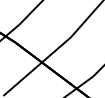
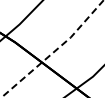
line: solid -> dashed (56, 49)
